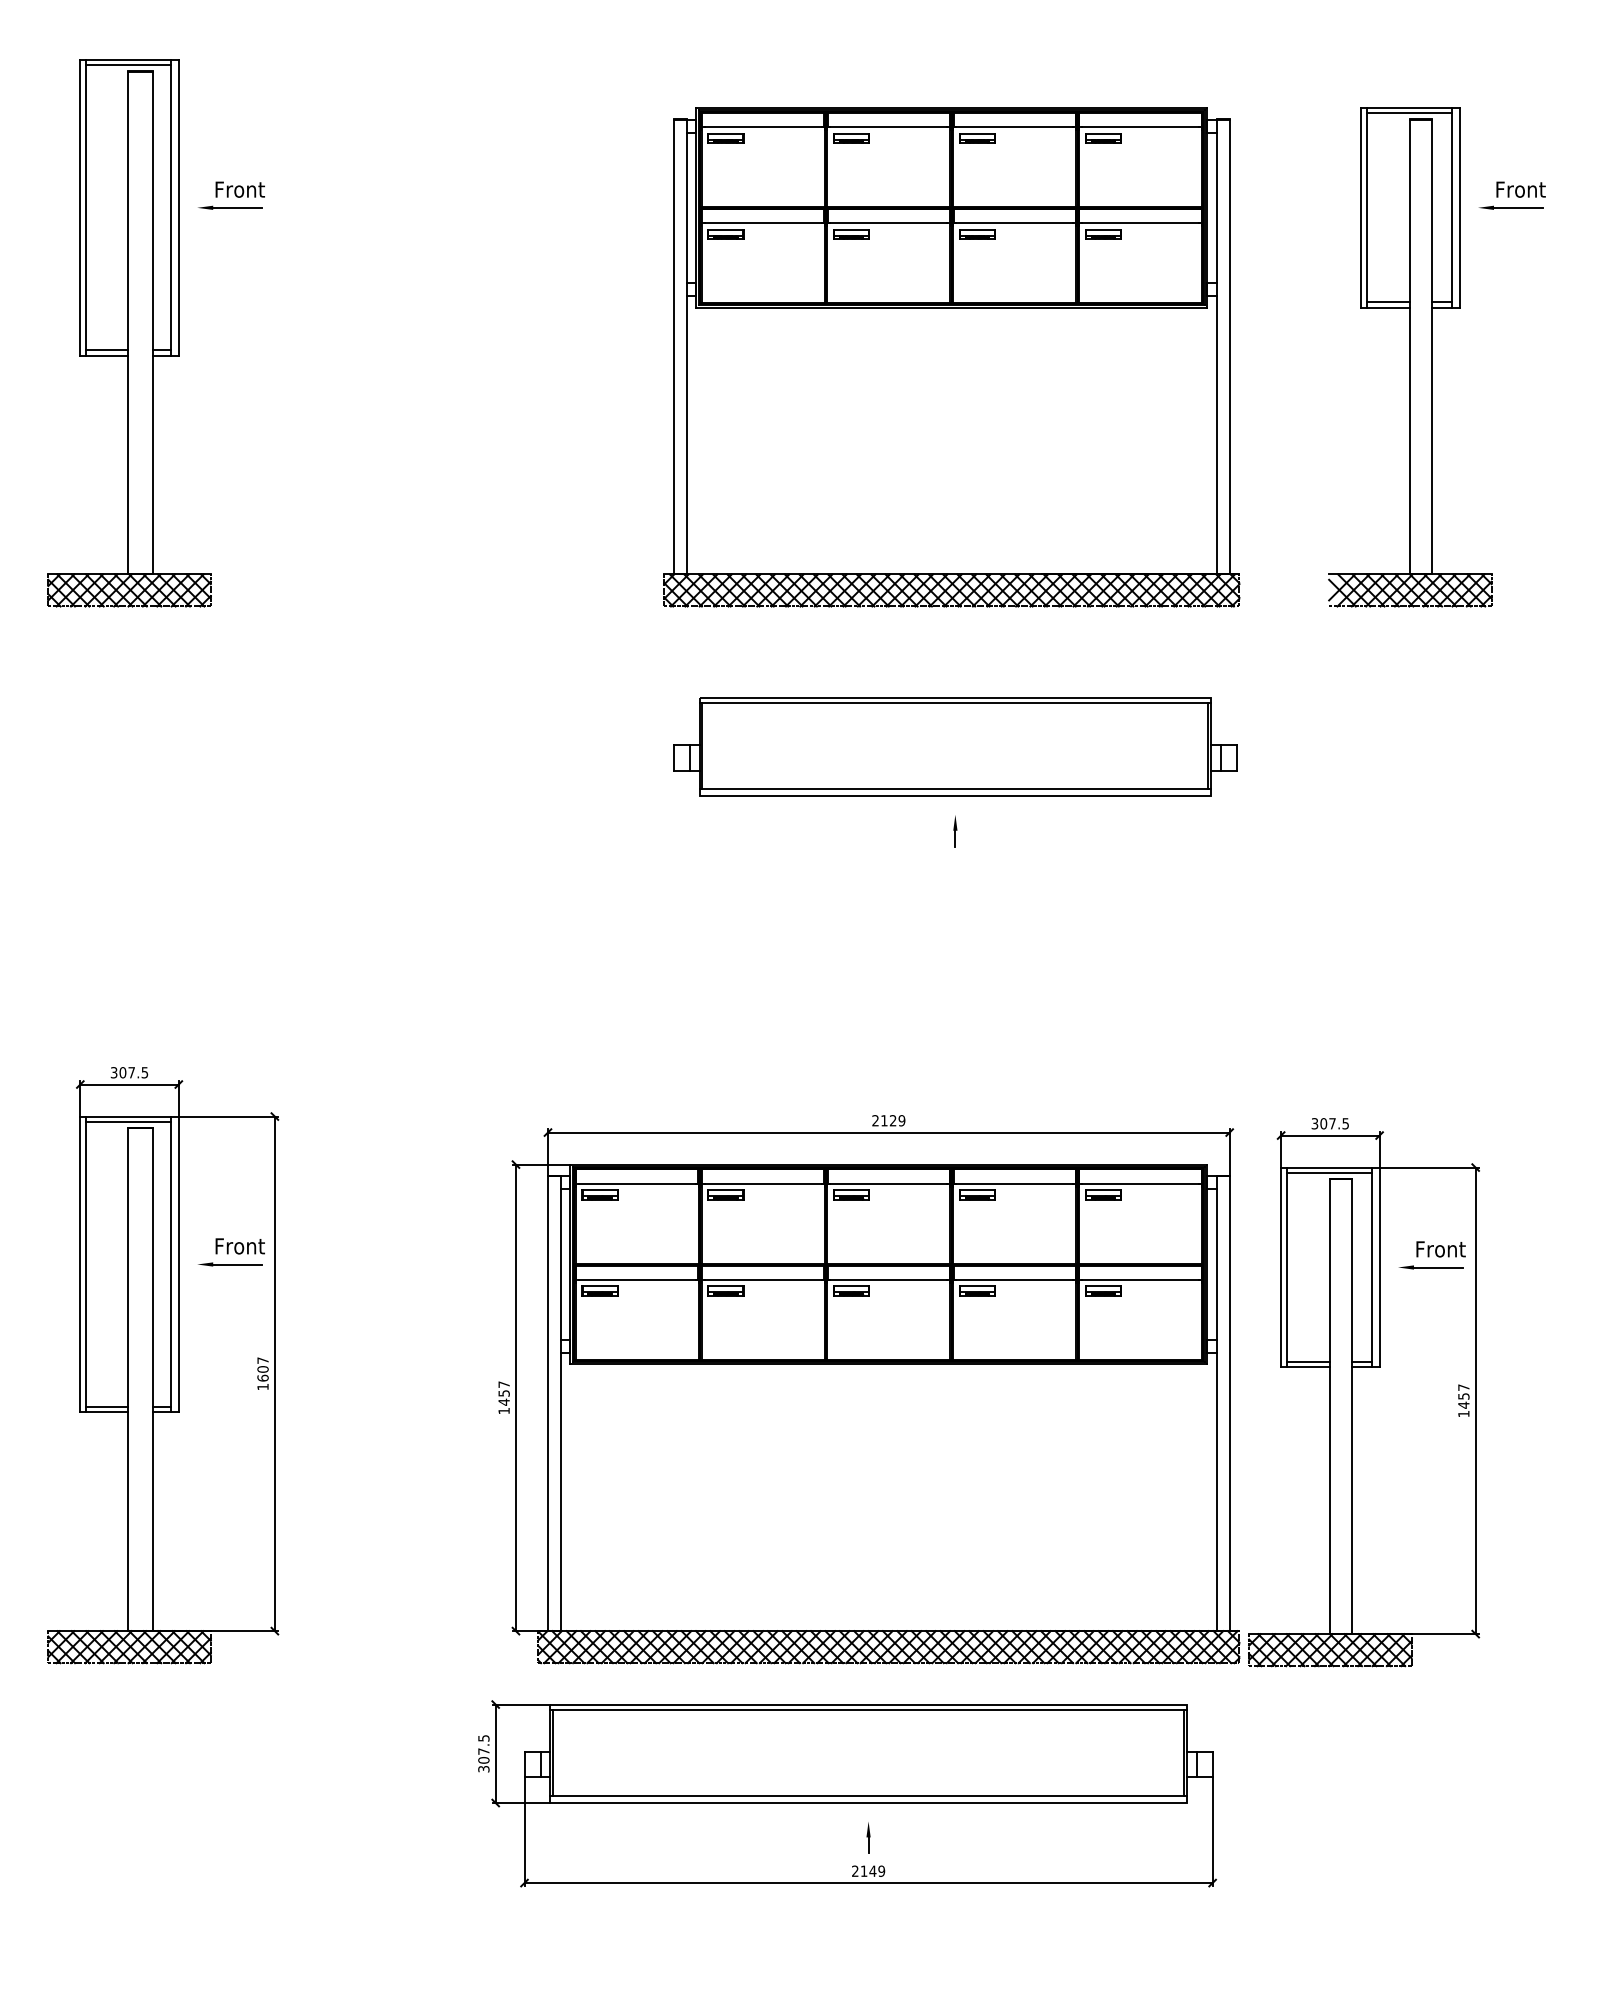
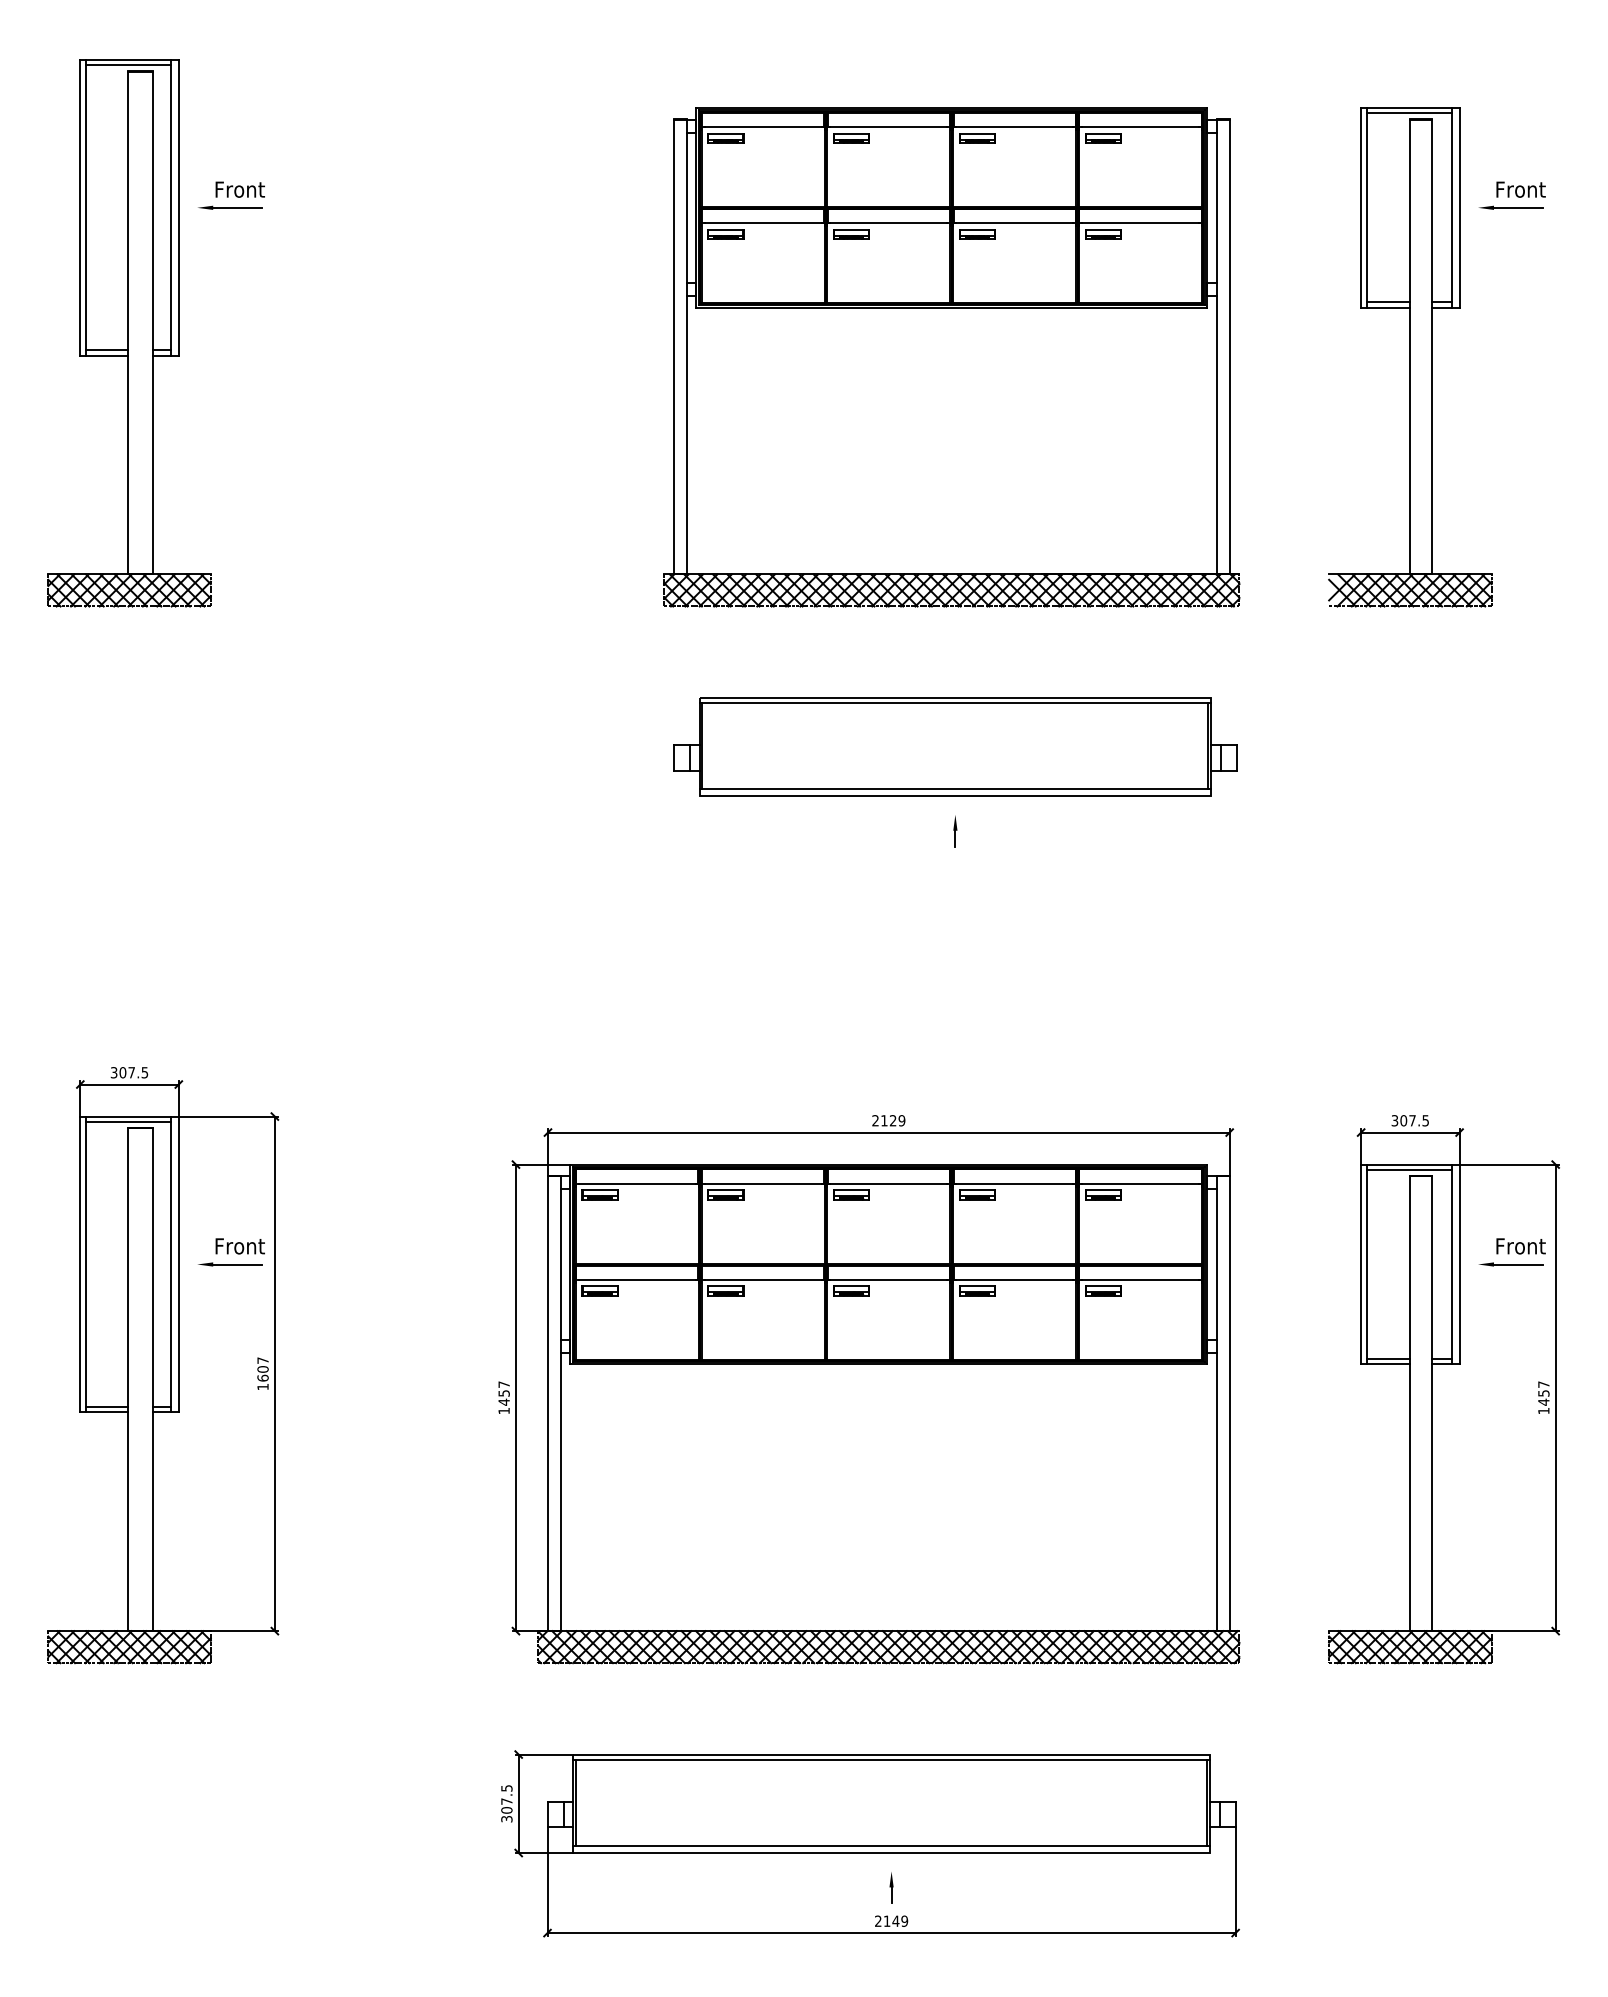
part position: (1364, 1392) -> (1444, 1389) (1444, 1389)
part position: (847, 1793) -> (870, 1843) (870, 1843)
